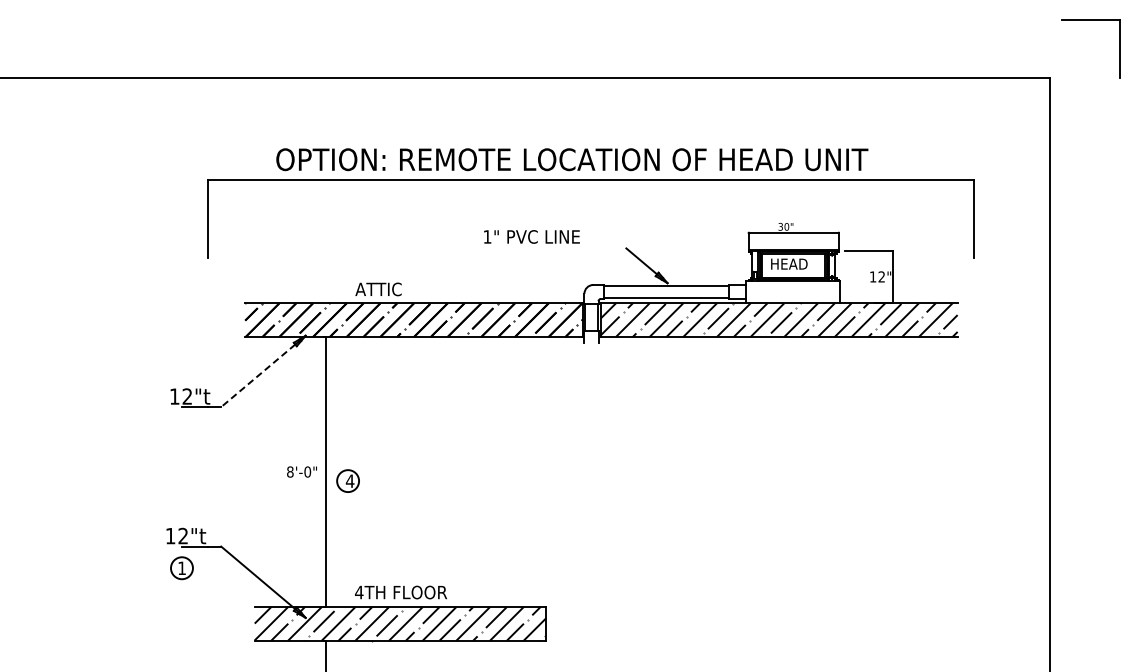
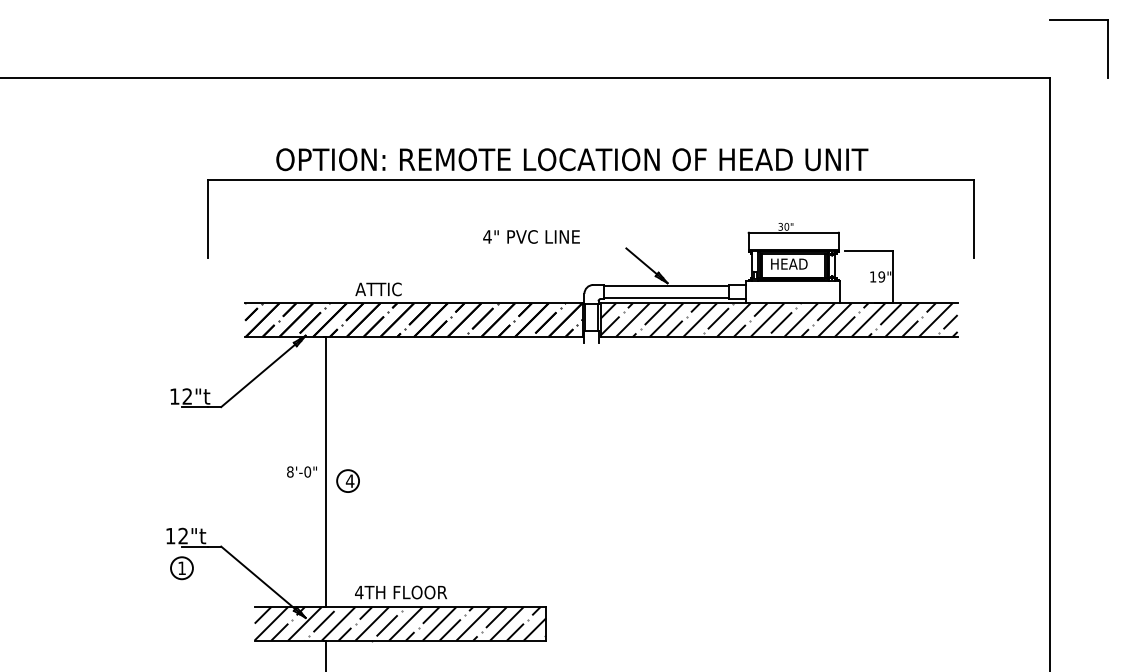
part position: (1090, 20) -> (1078, 20) (1078, 20)
text: 1" -> 4" (487, 236)
text: 12" -> 19" (881, 276)
line: dashed -> solid (258, 375)
